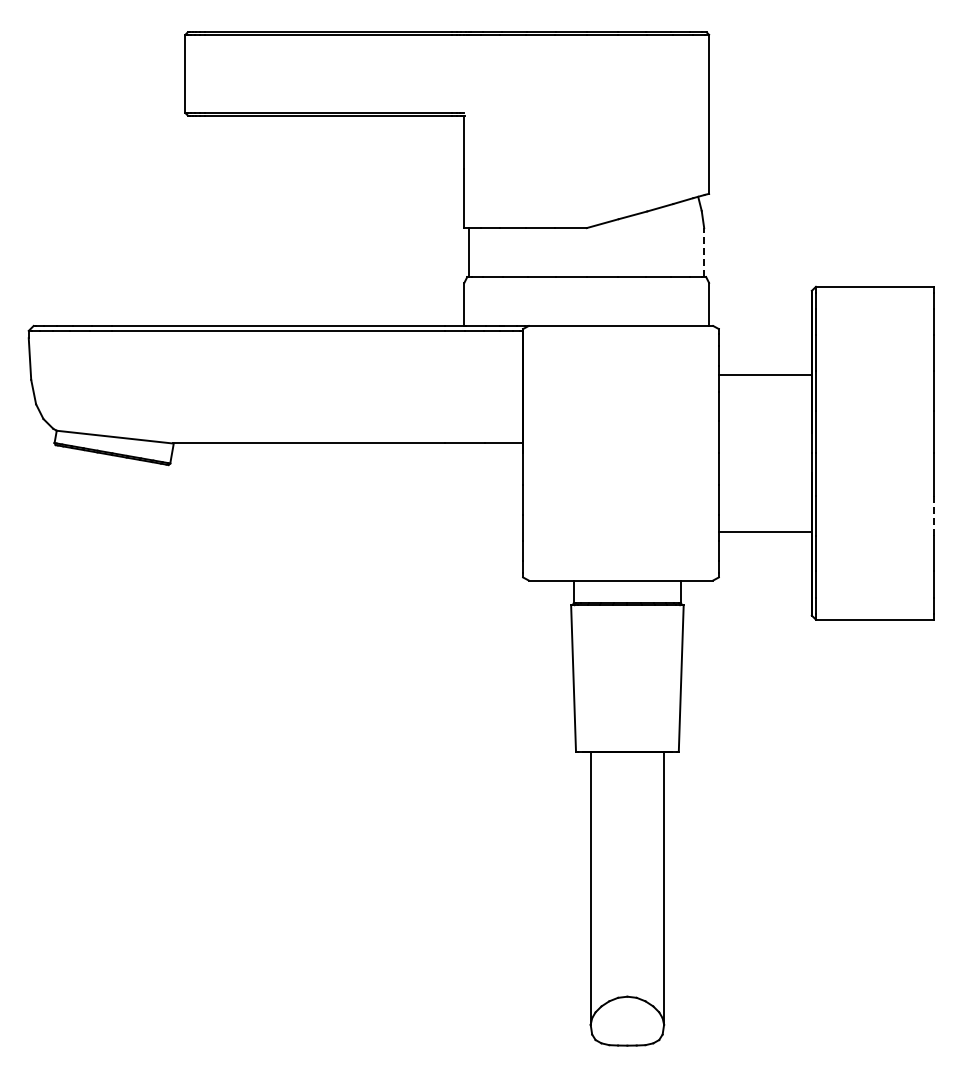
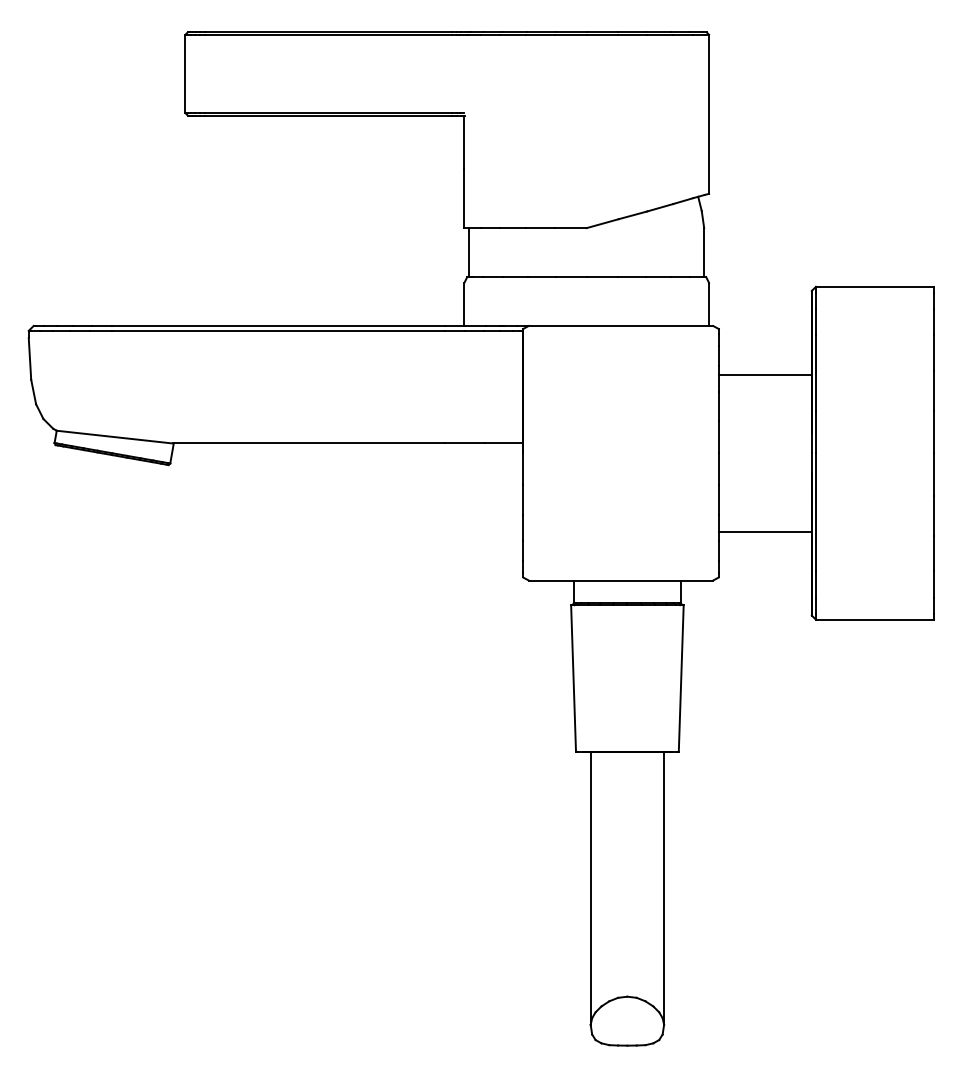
line: dashed -> solid (704, 252)
line: dashed -> solid (934, 515)
